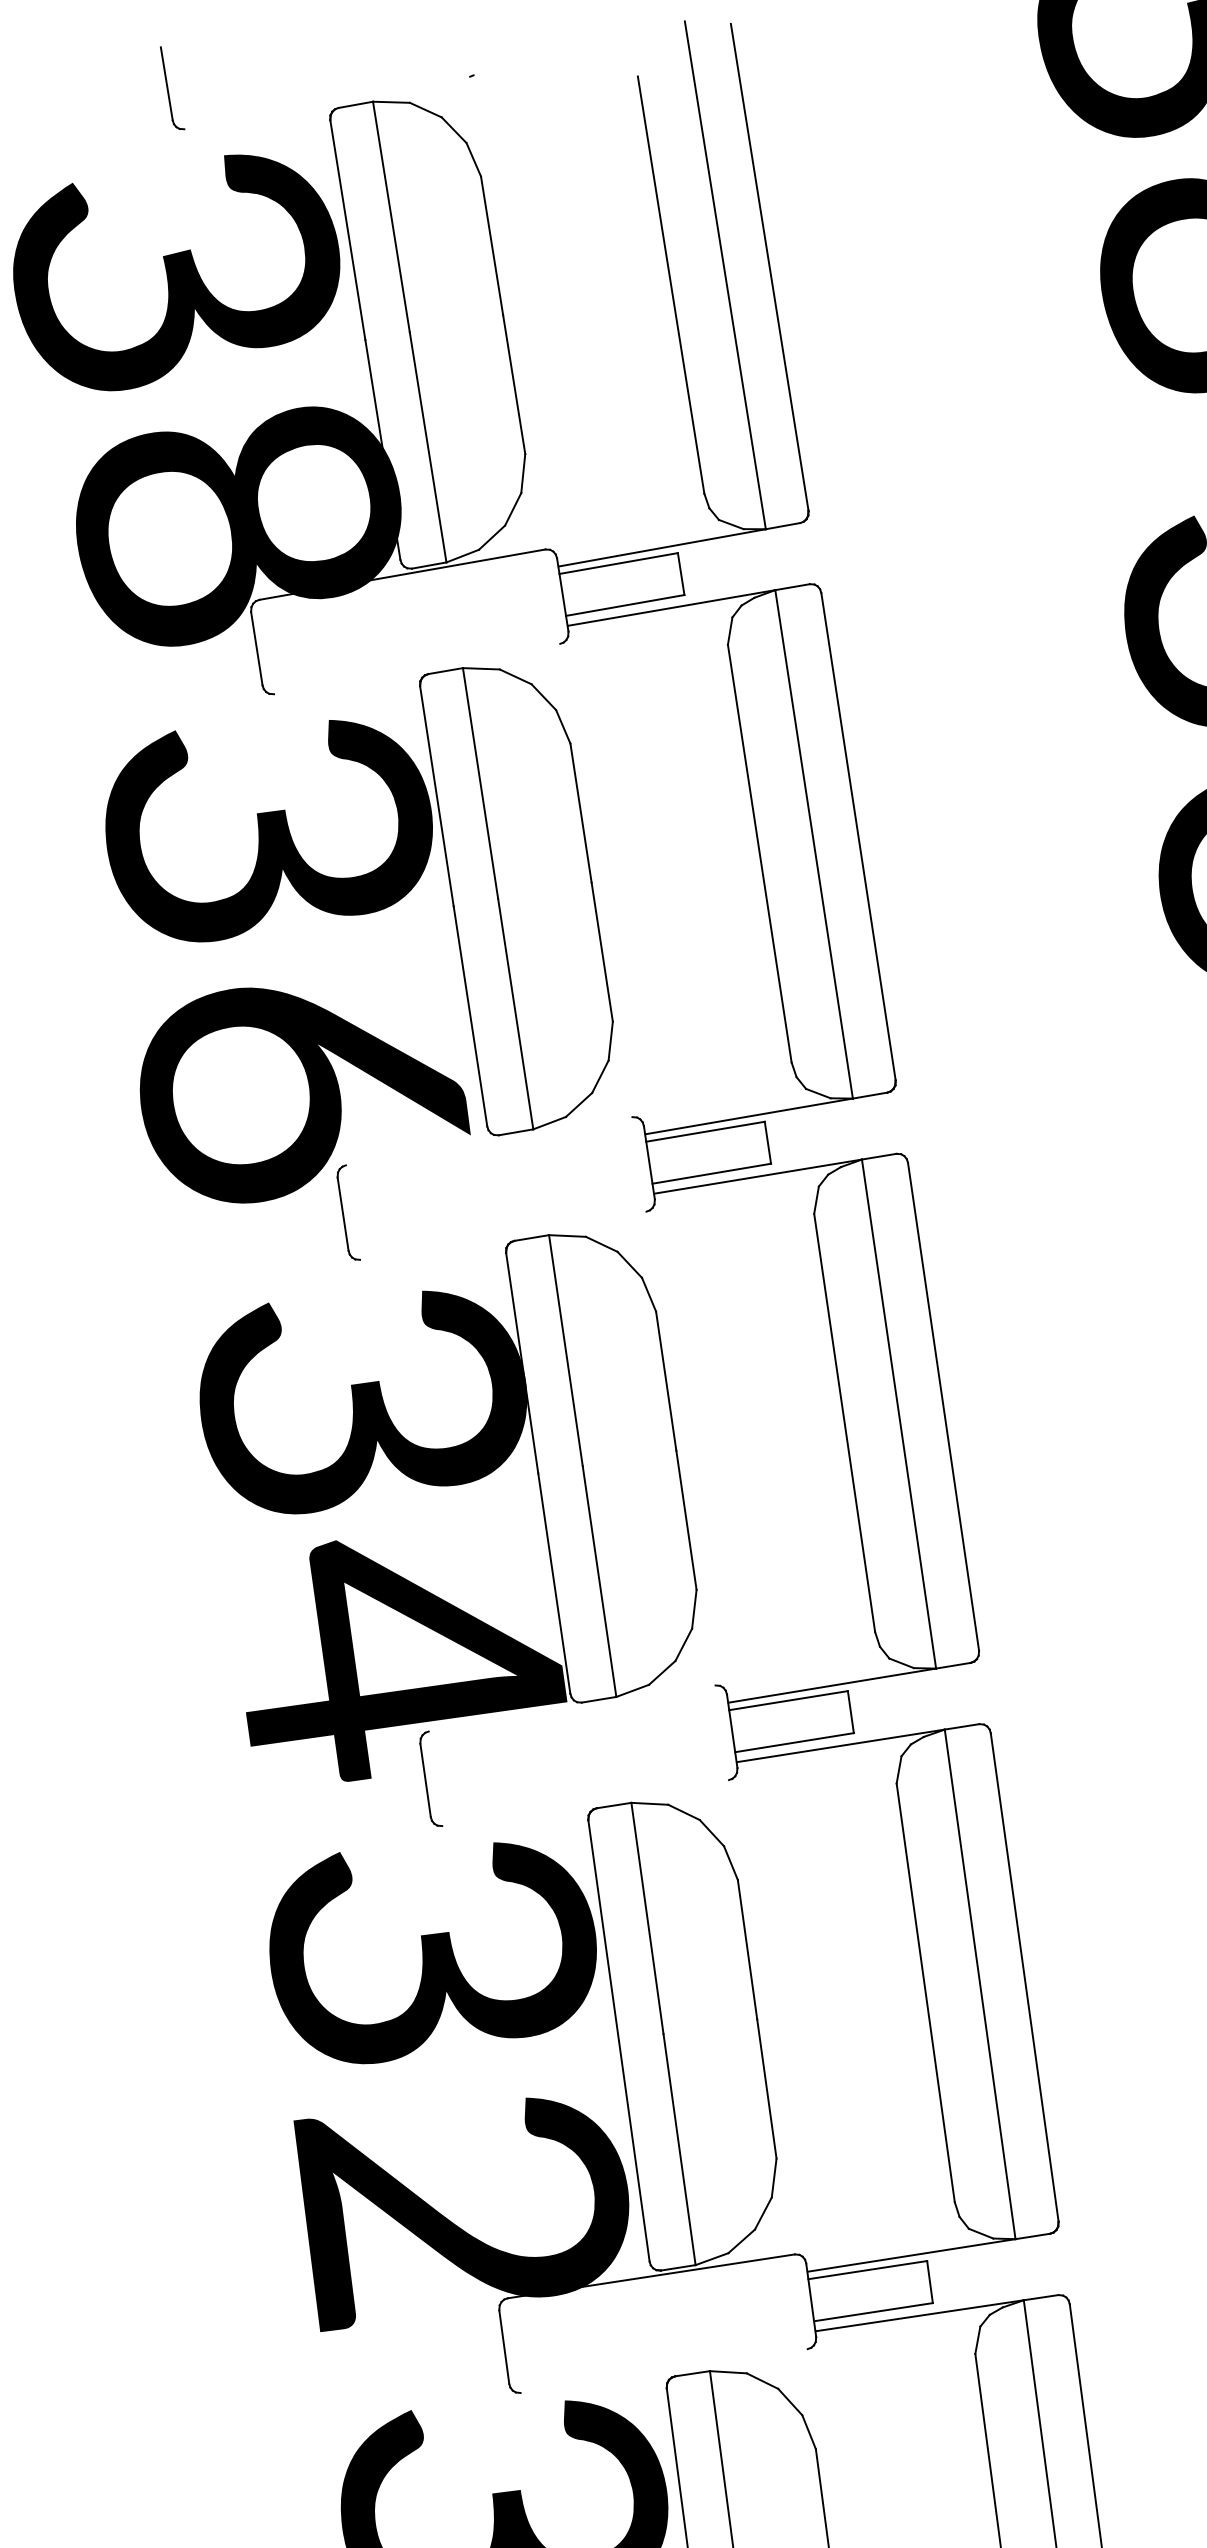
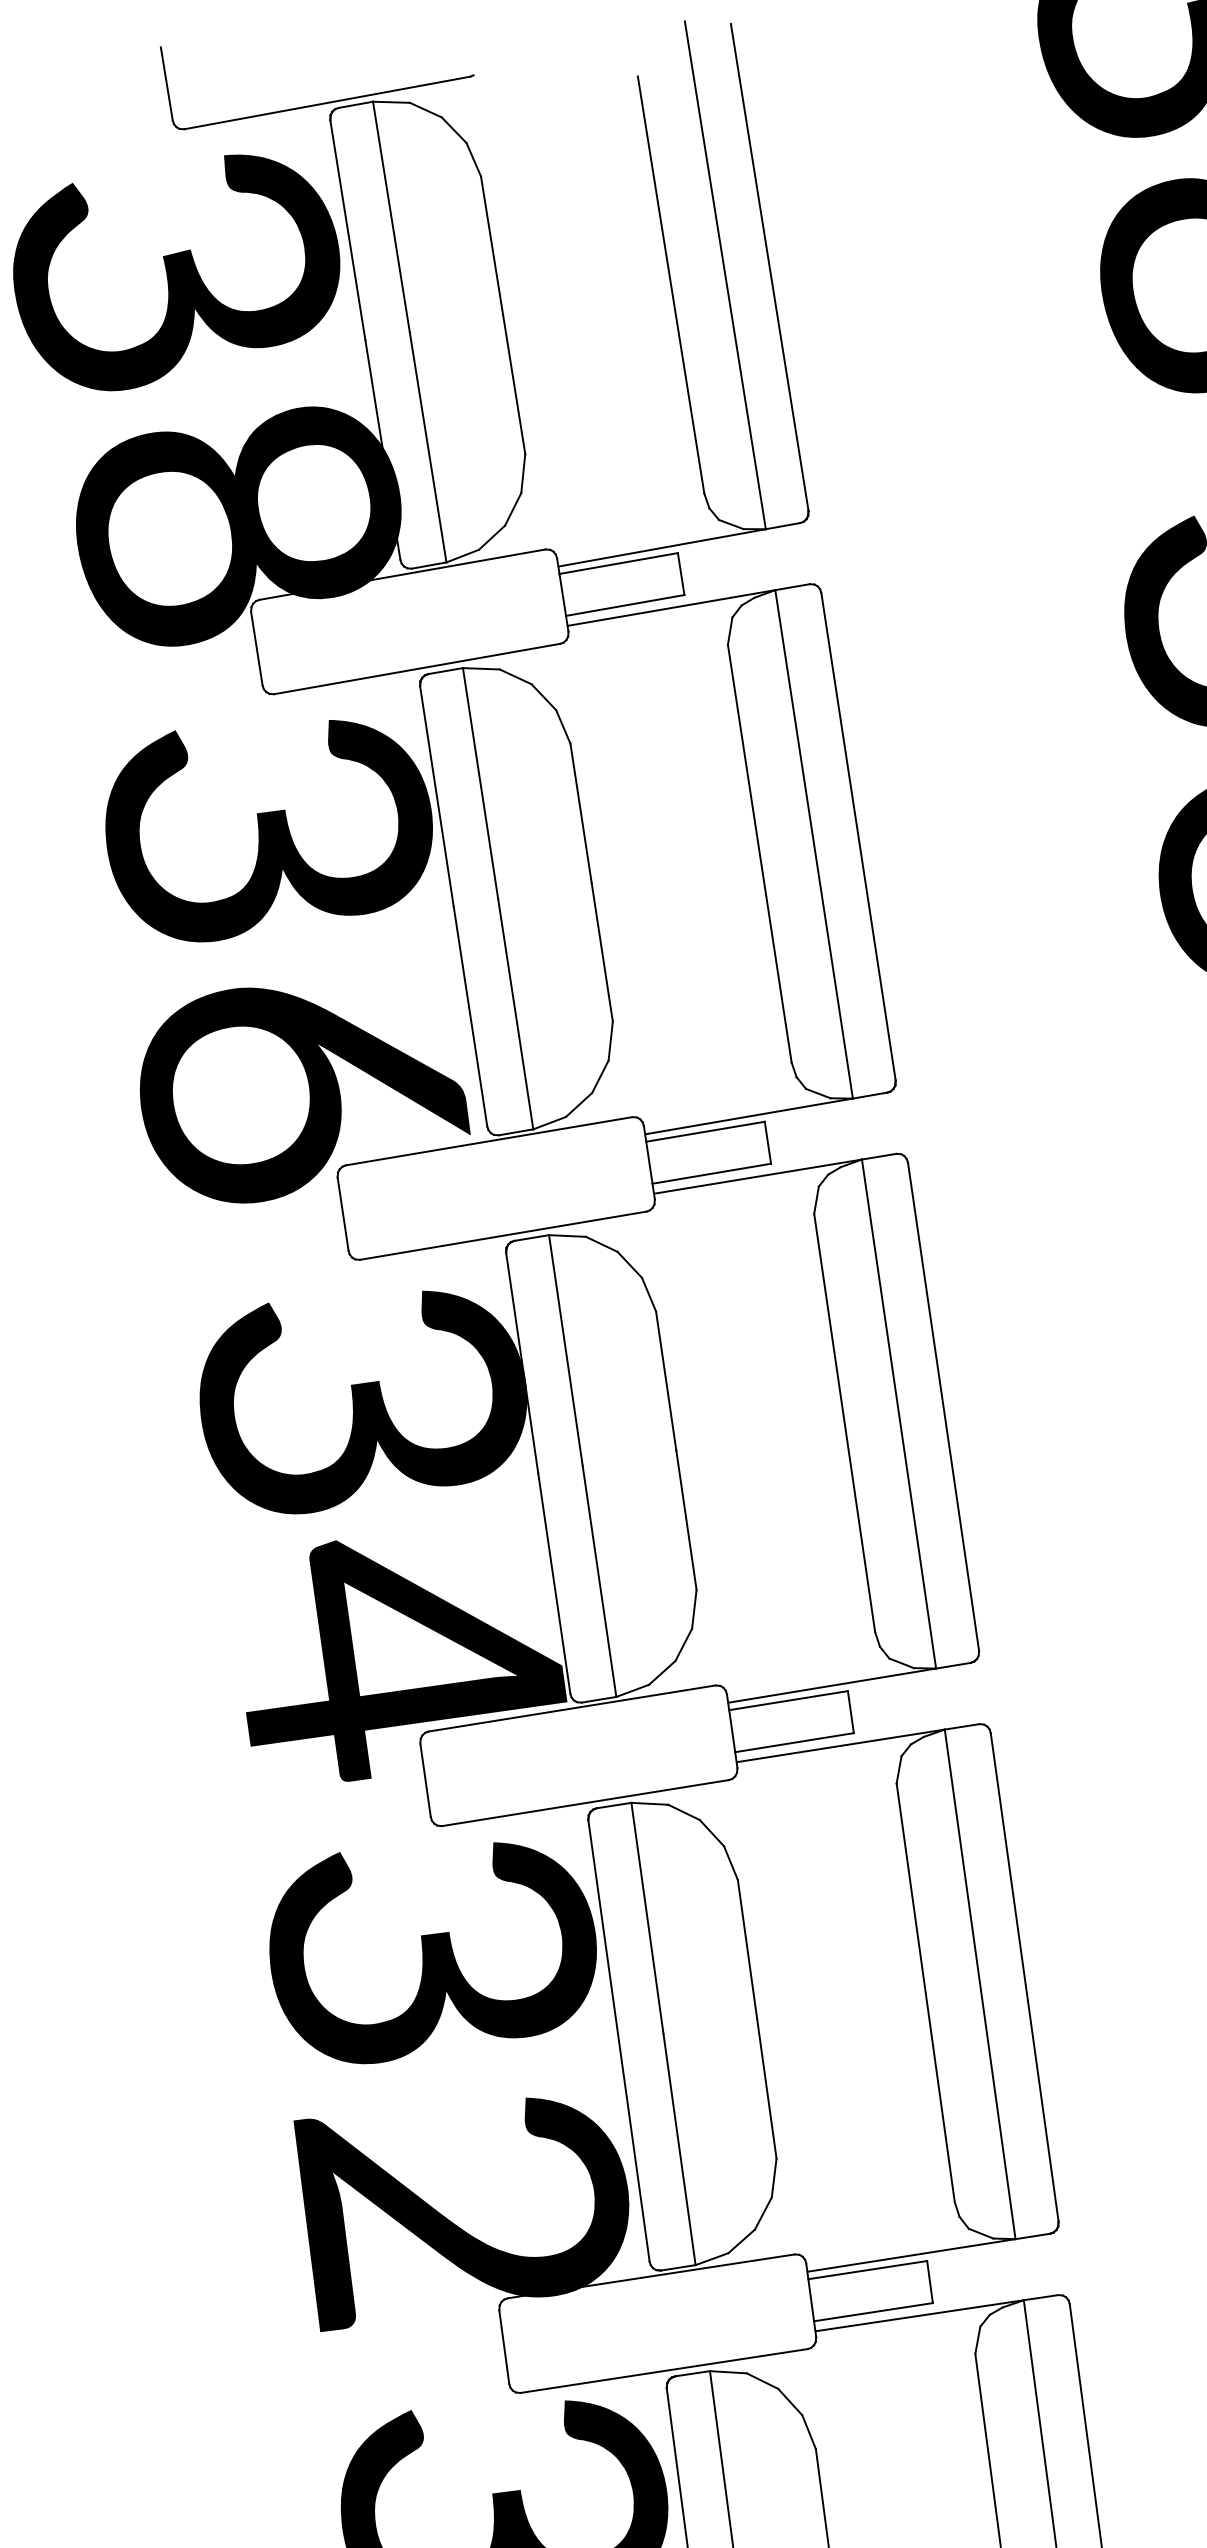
line: none -> present (327, 102)
line: none -> present (417, 668)
line: none -> present (488, 1141)
line: none -> present (503, 1235)
line: none -> present (571, 1708)
line: none -> present (585, 1803)
line: none -> present (663, 2370)
